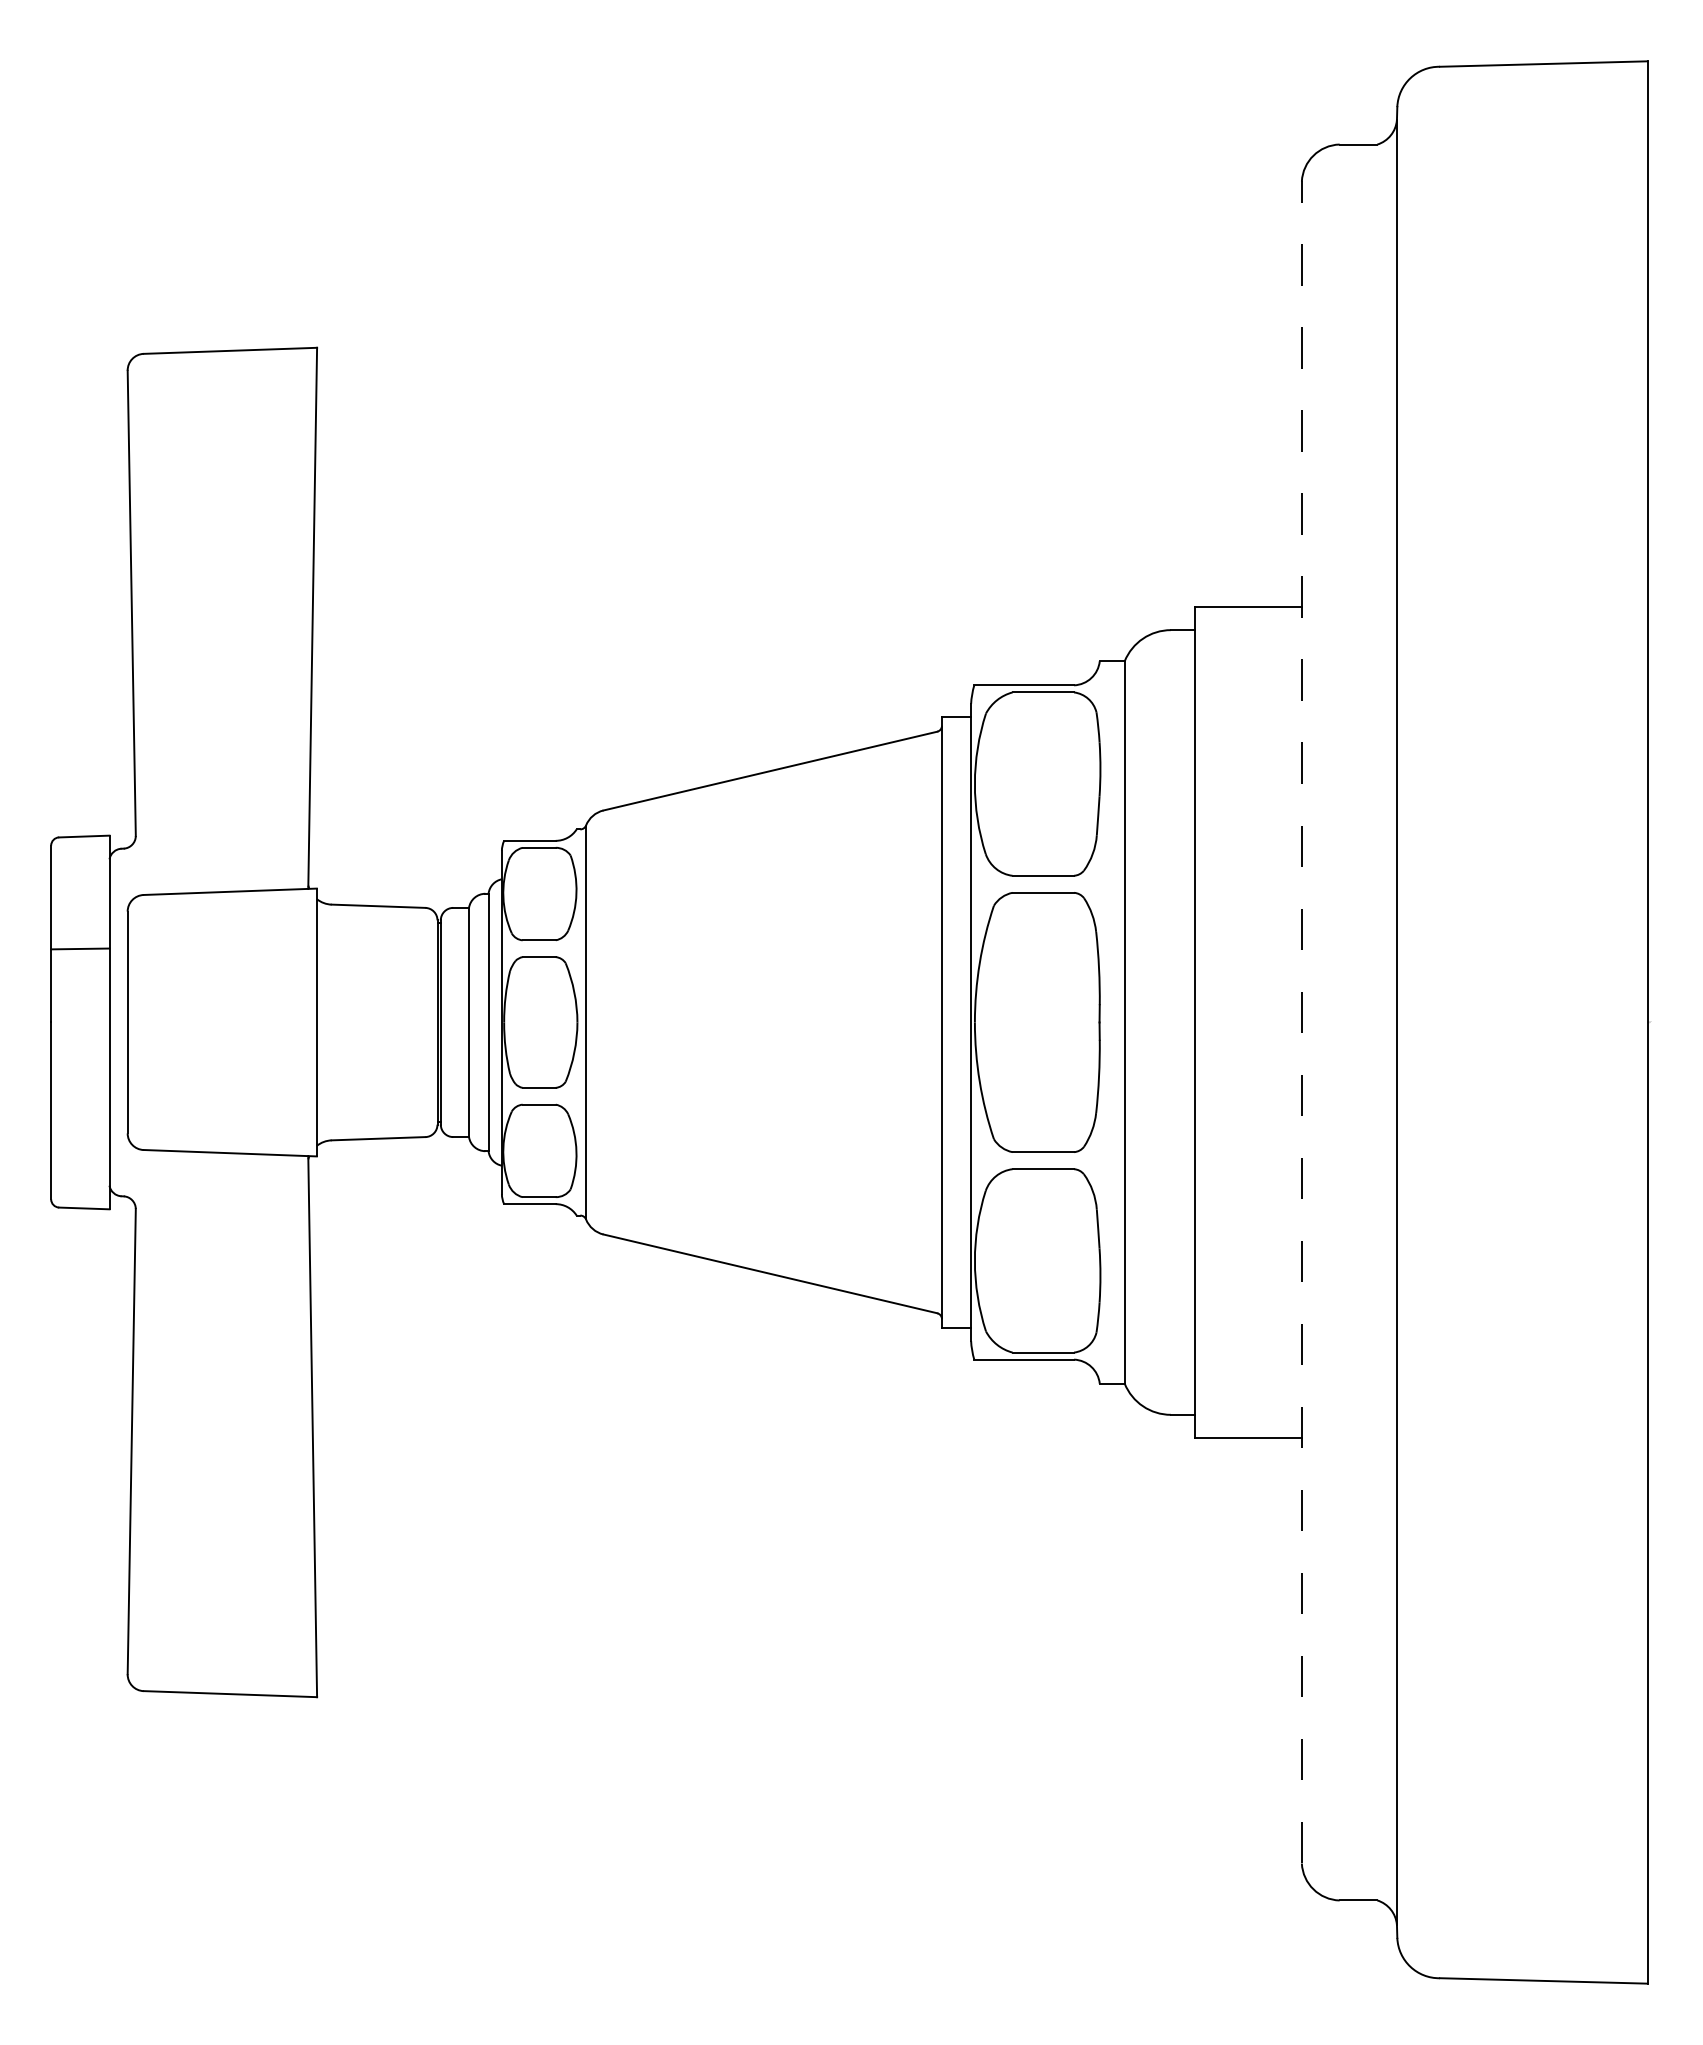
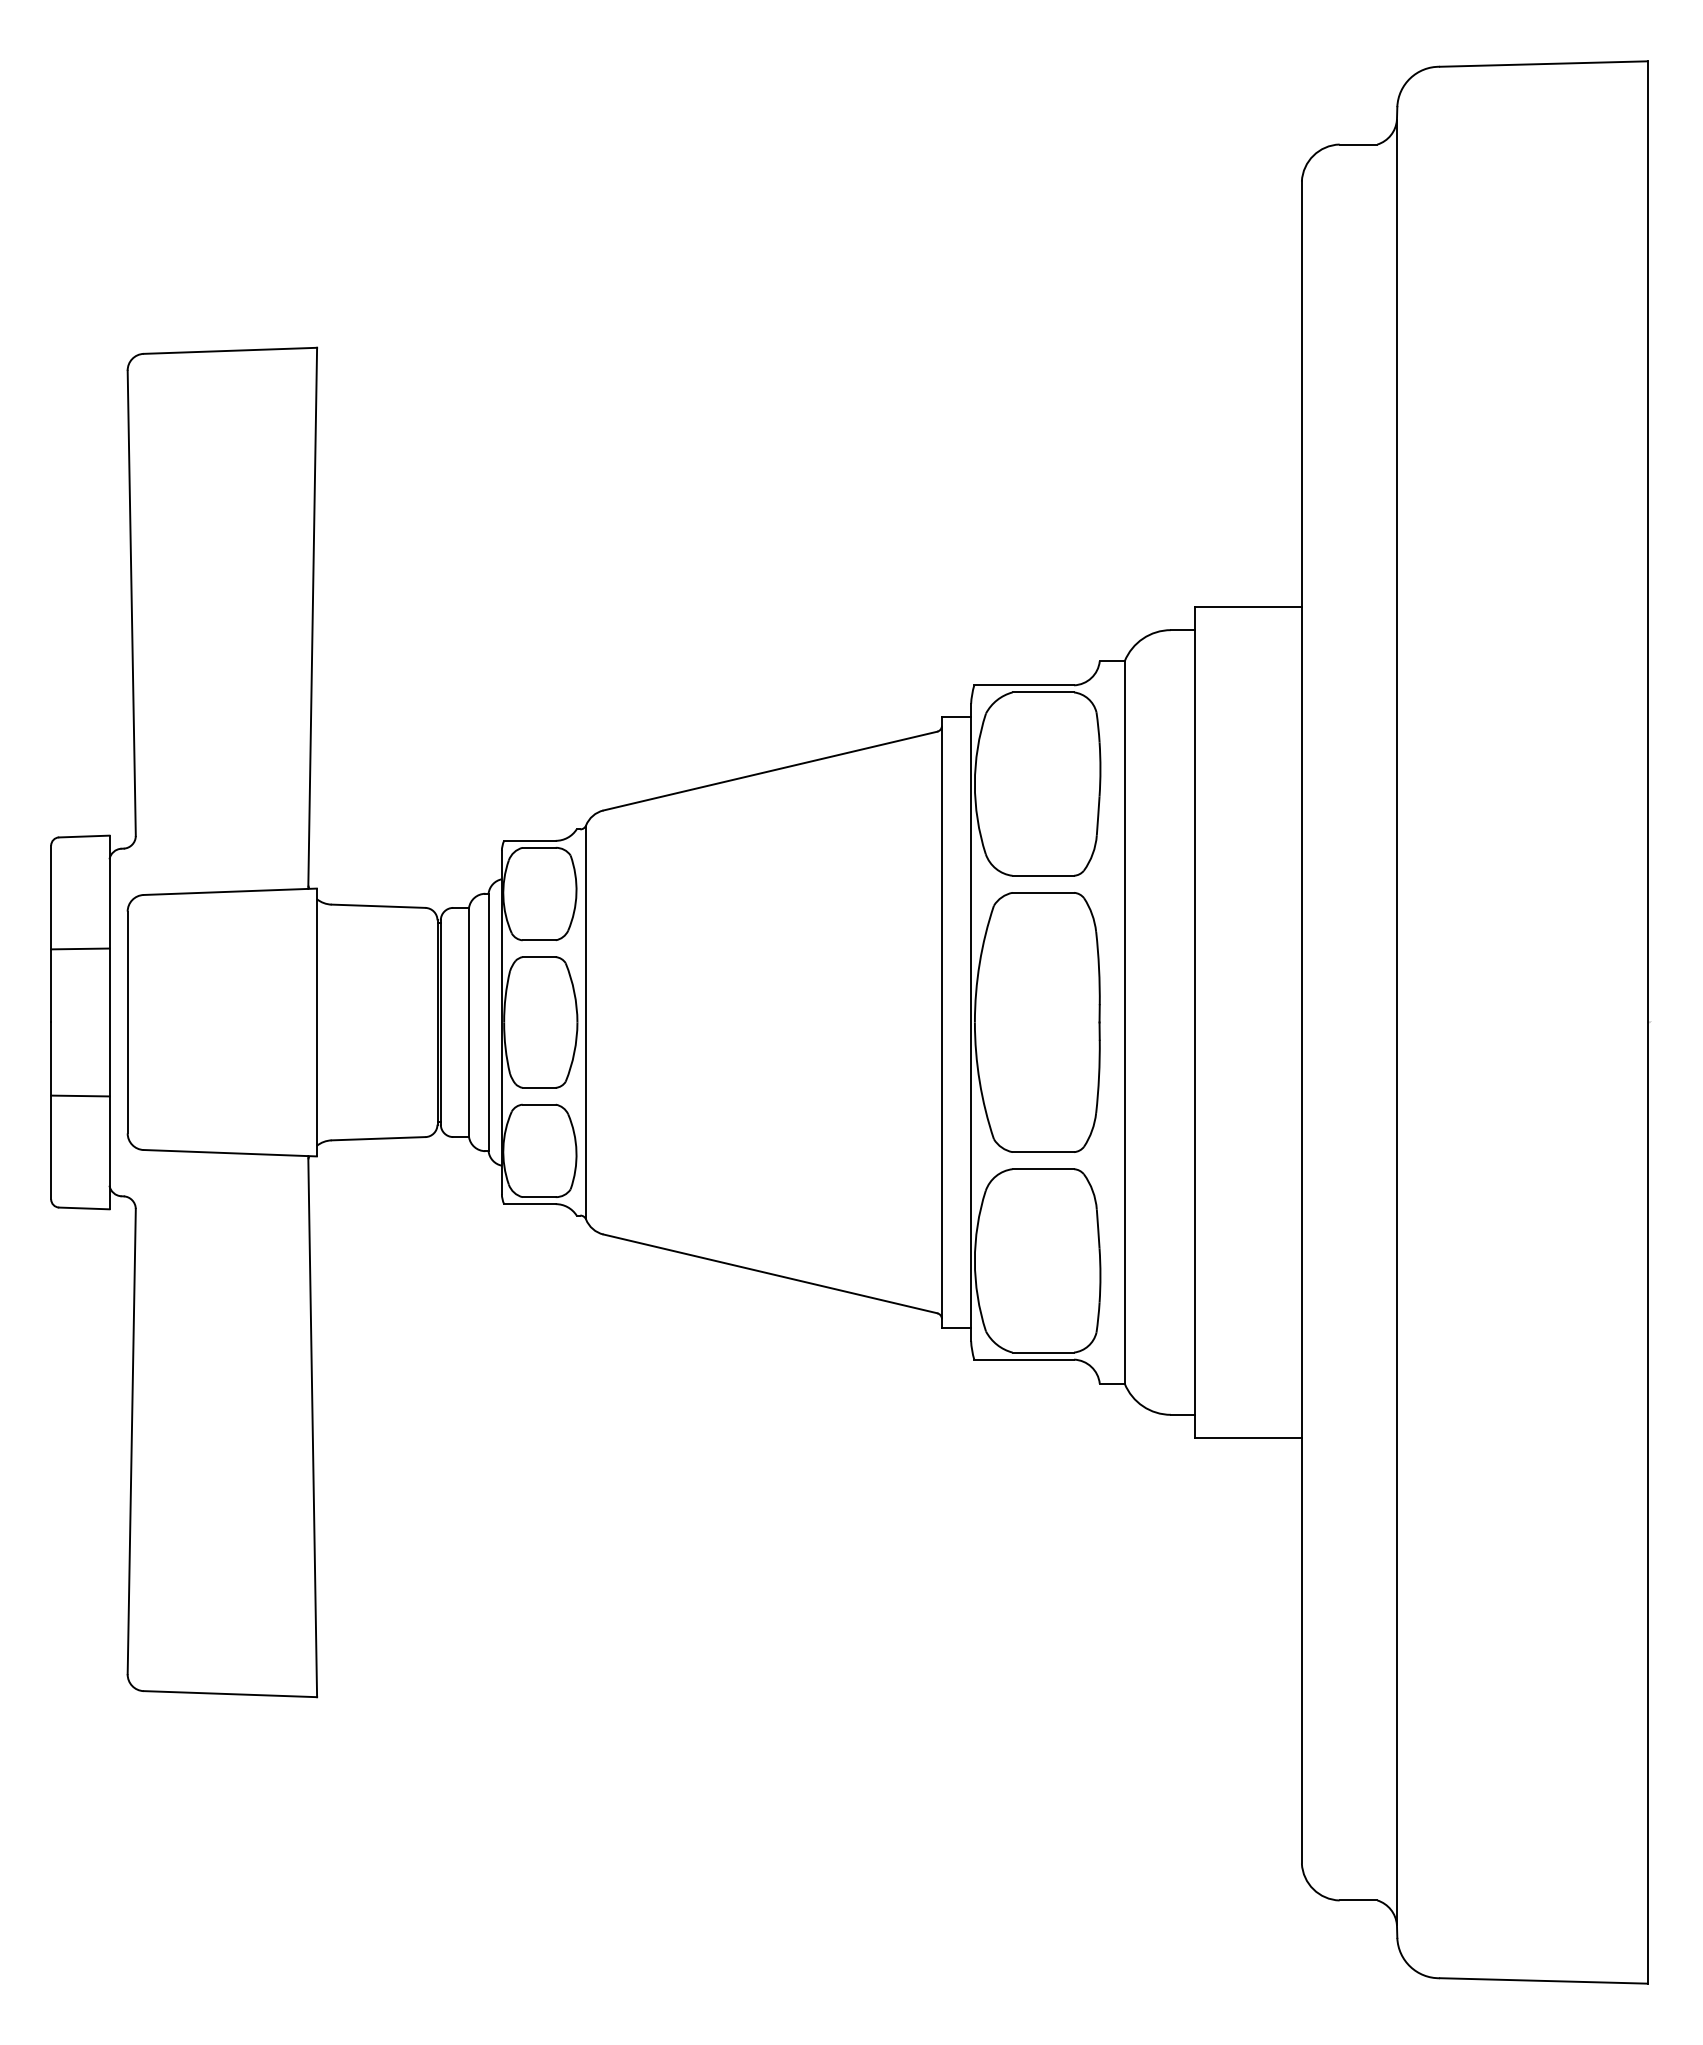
line: dashed -> solid (1301, 1022)
line: none -> present (80, 1095)
